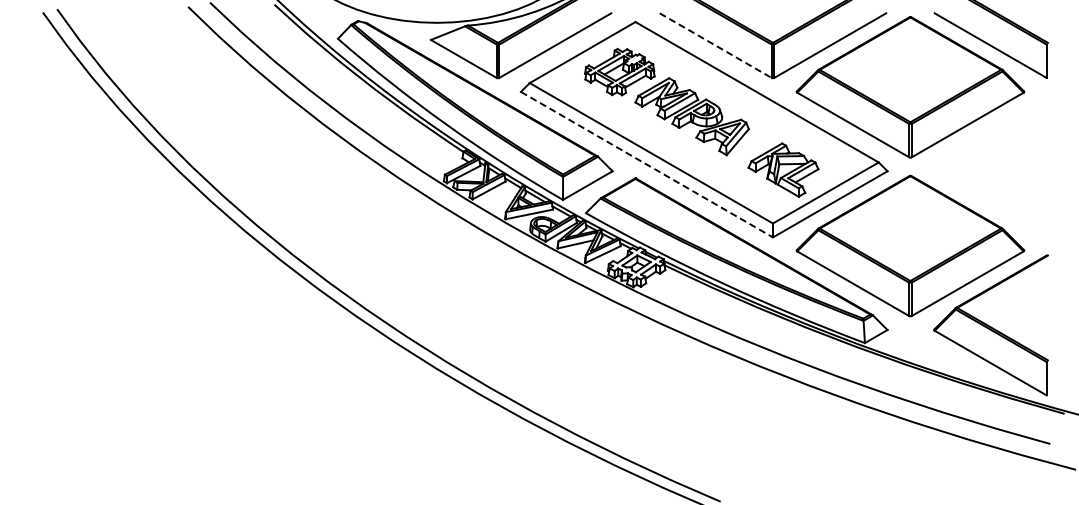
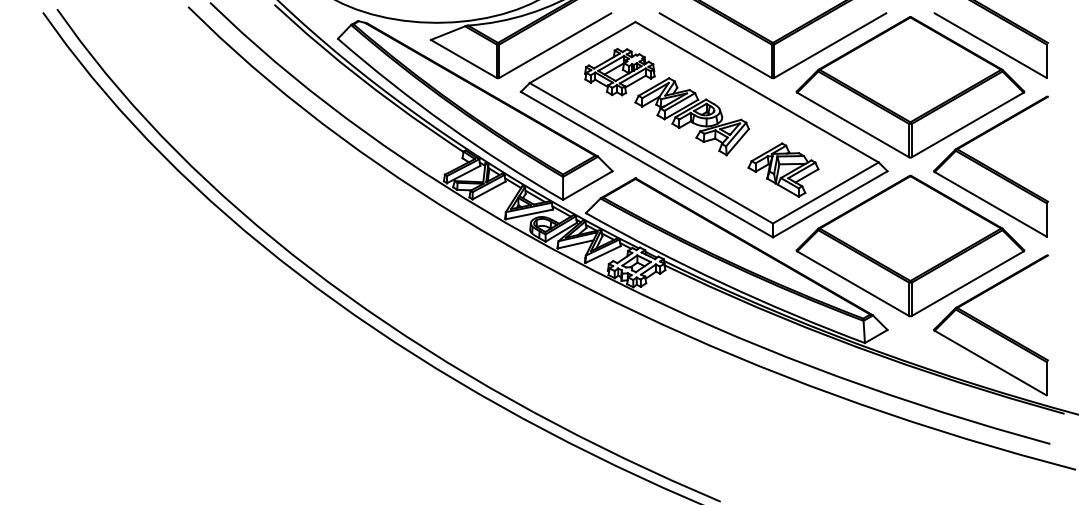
line: dashed -> solid (715, 45)
line: dashed -> solid (646, 164)
part: none -> present (990, 166)
